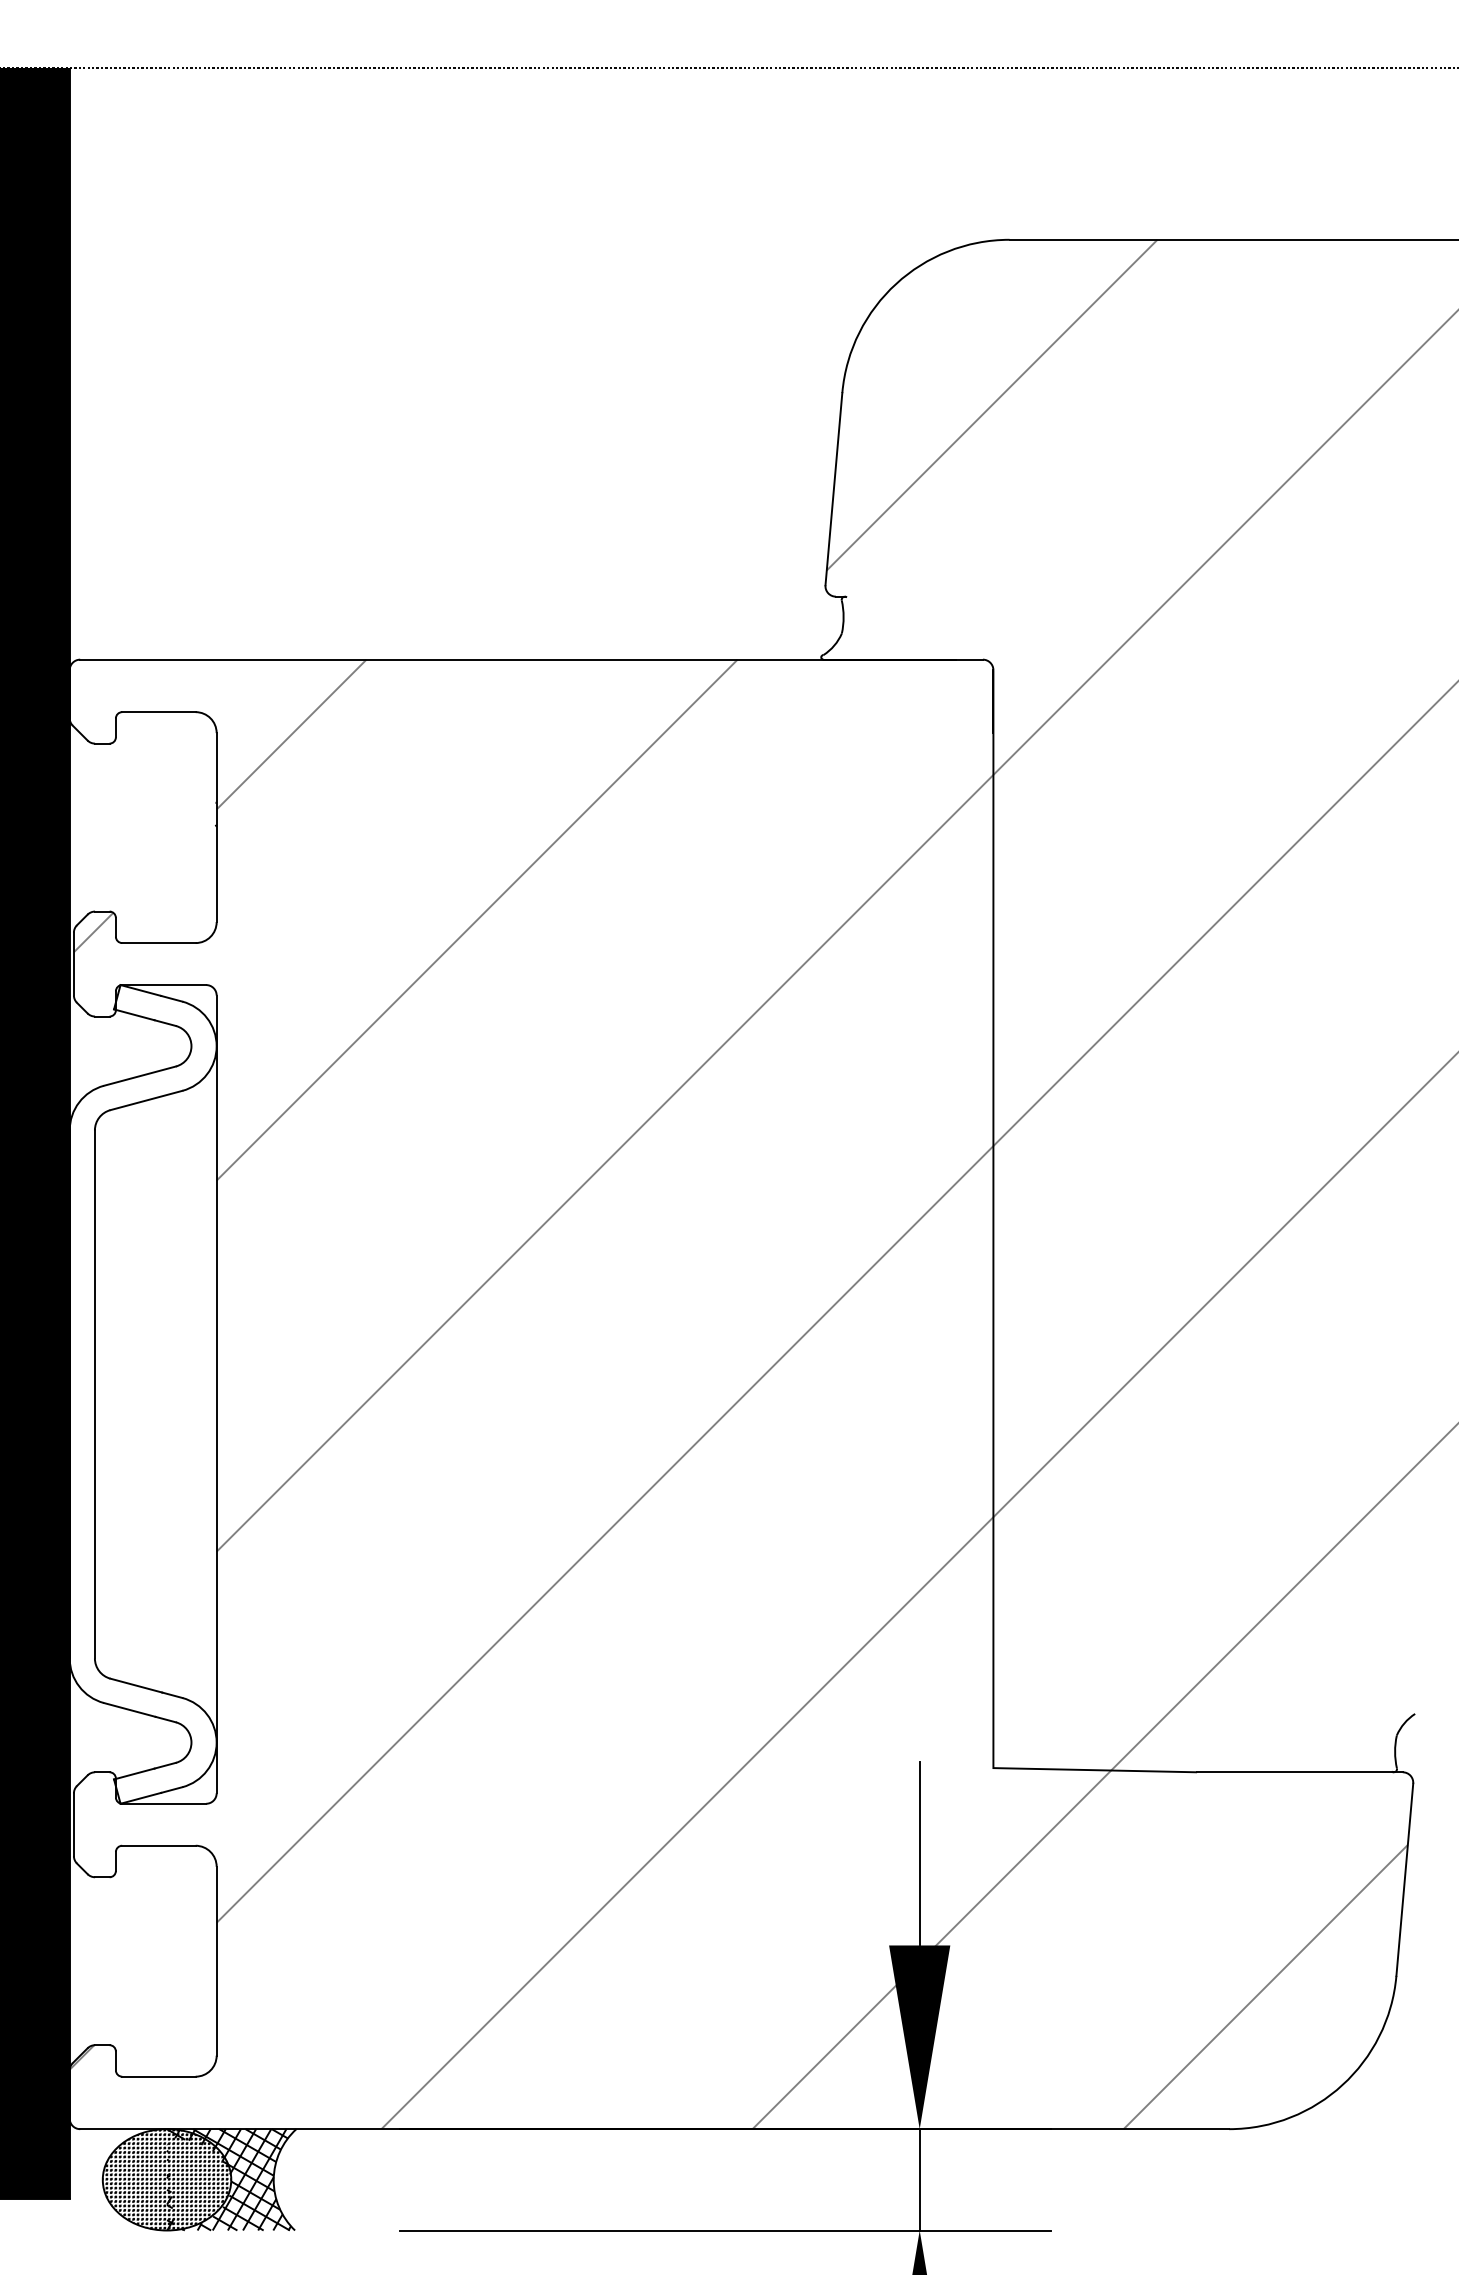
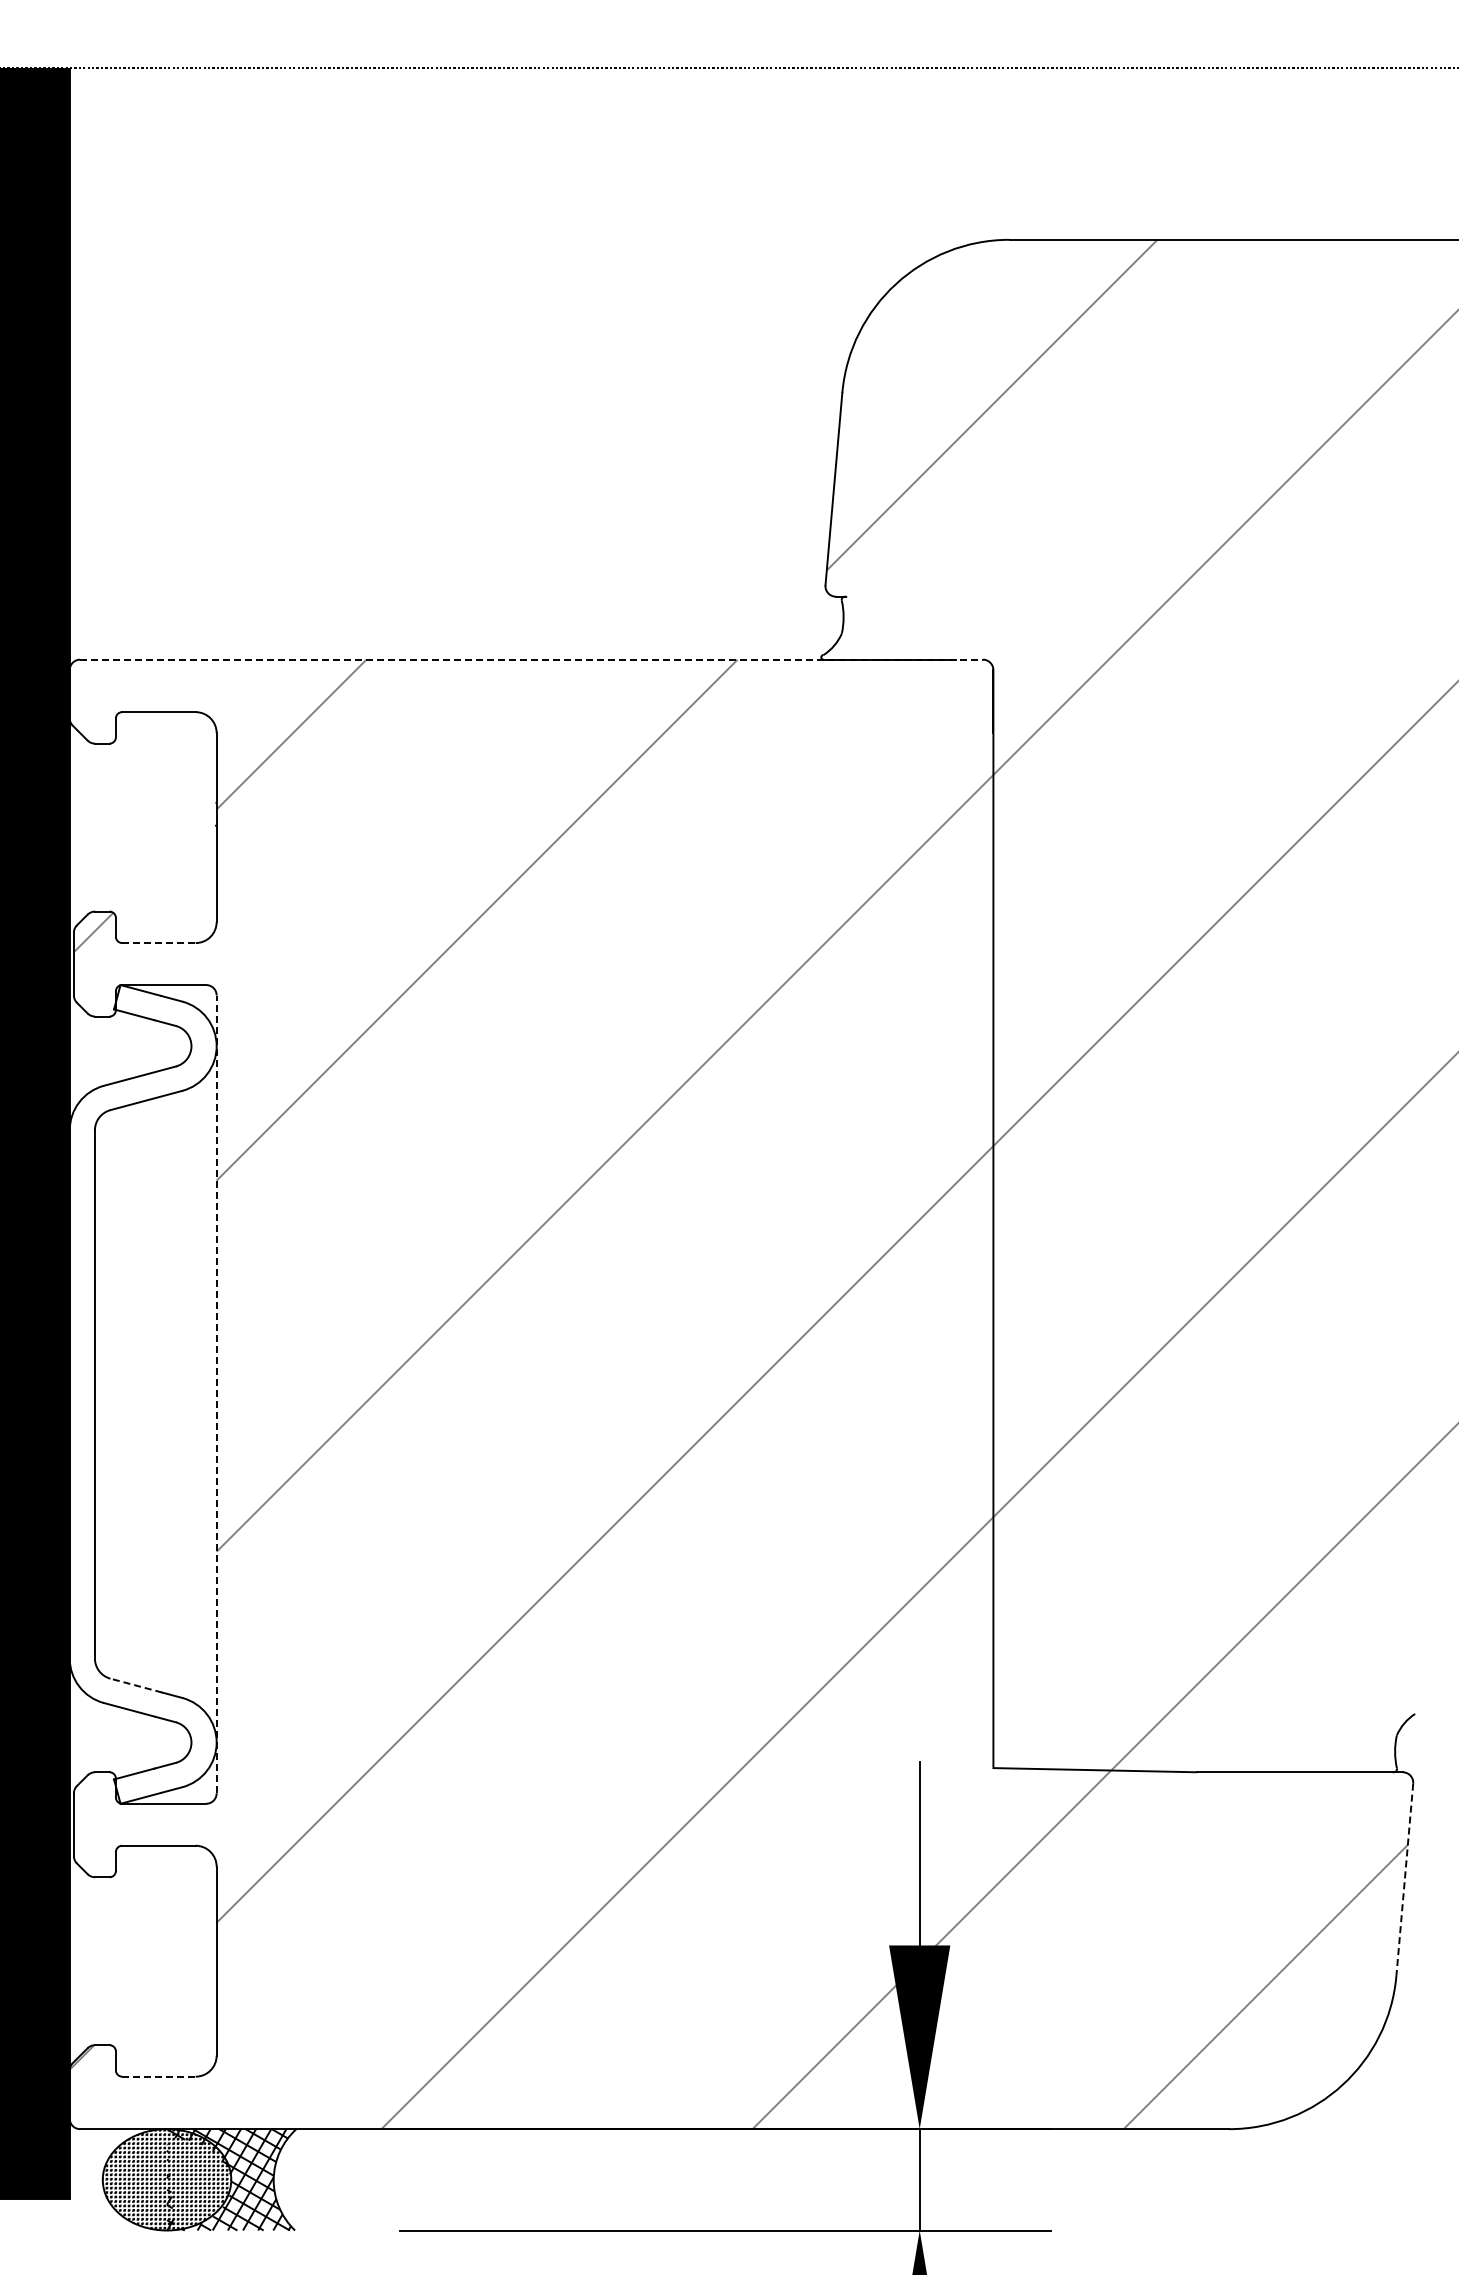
line: solid -> dashed (532, 659)
line: solid -> dashed (158, 943)
line: solid -> dashed (216, 1394)
line: solid -> dashed (136, 1685)
line: solid -> dashed (1404, 1880)
line: solid -> dashed (158, 2076)
